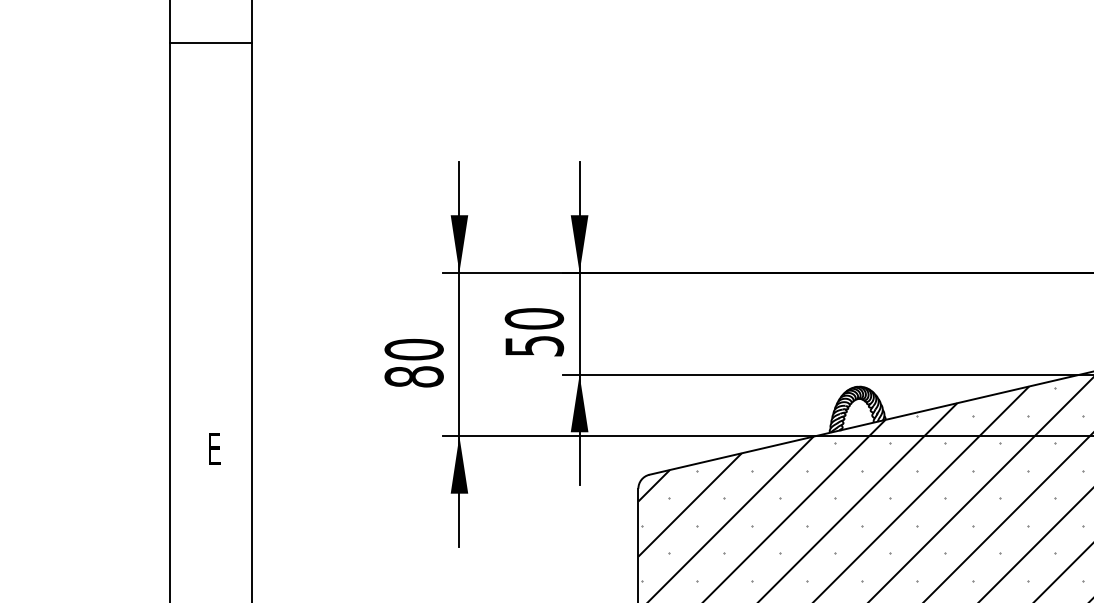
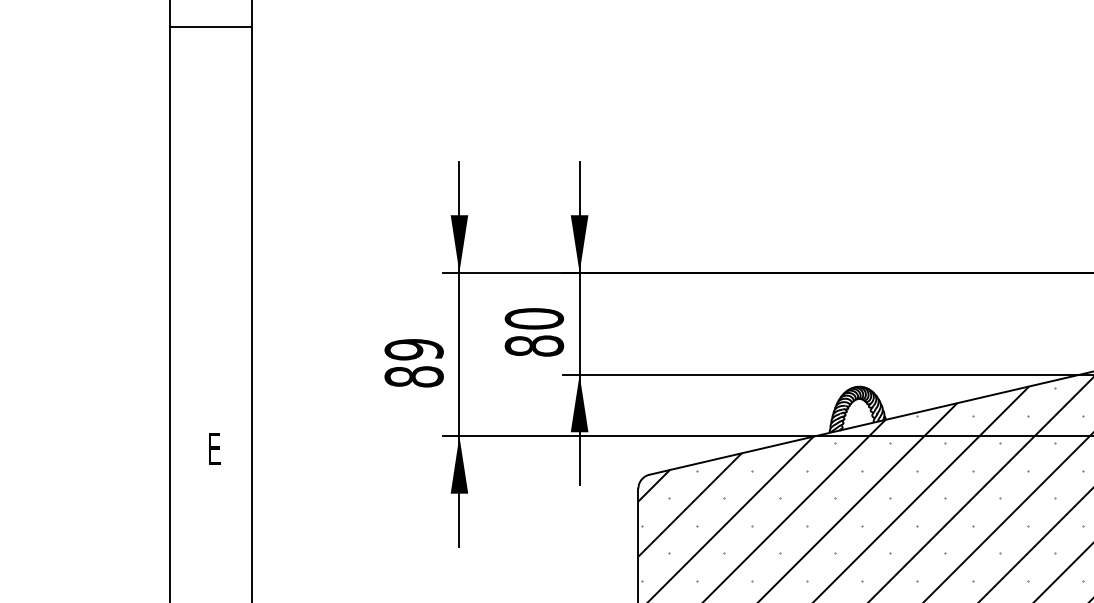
line position: (211, 43) -> (211, 27) (211, 27)
text: 50 -> 80 (534, 345)
text: 80 -> 89 (413, 349)
